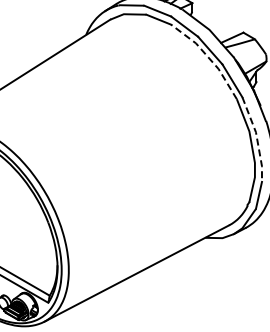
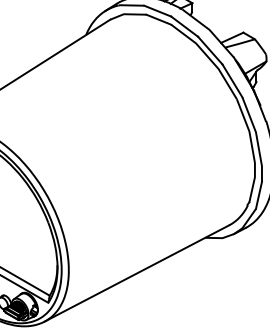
line: dashed -> solid (208, 57)
line: dashed -> solid (257, 139)
